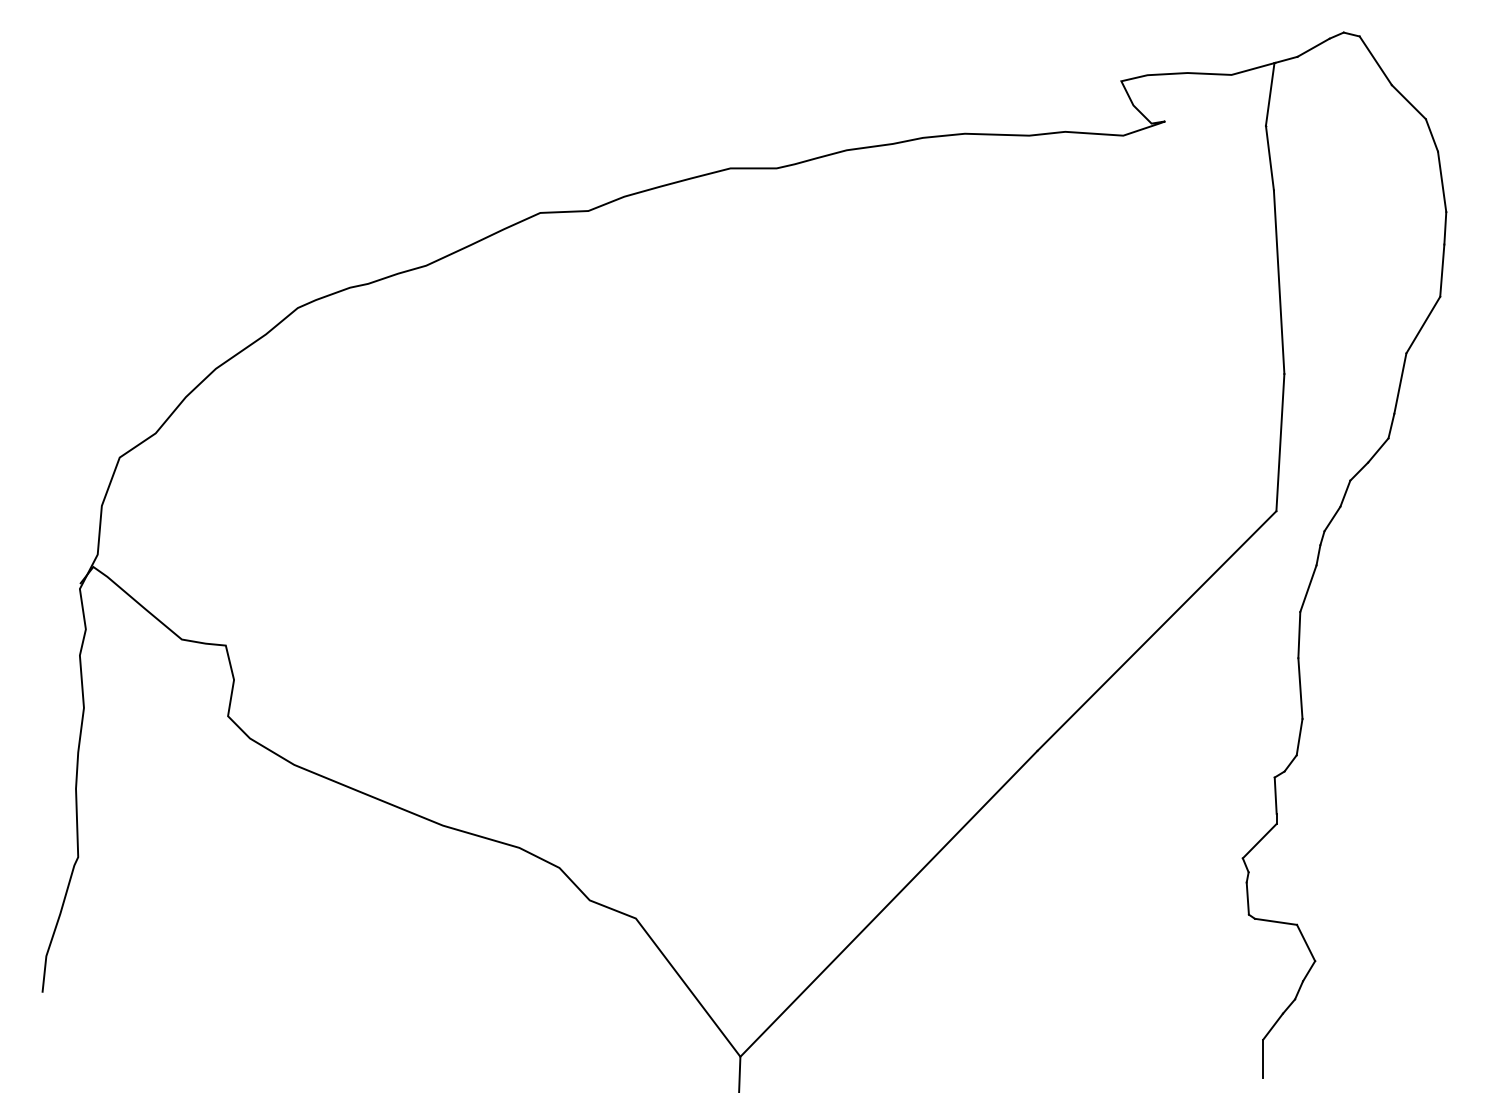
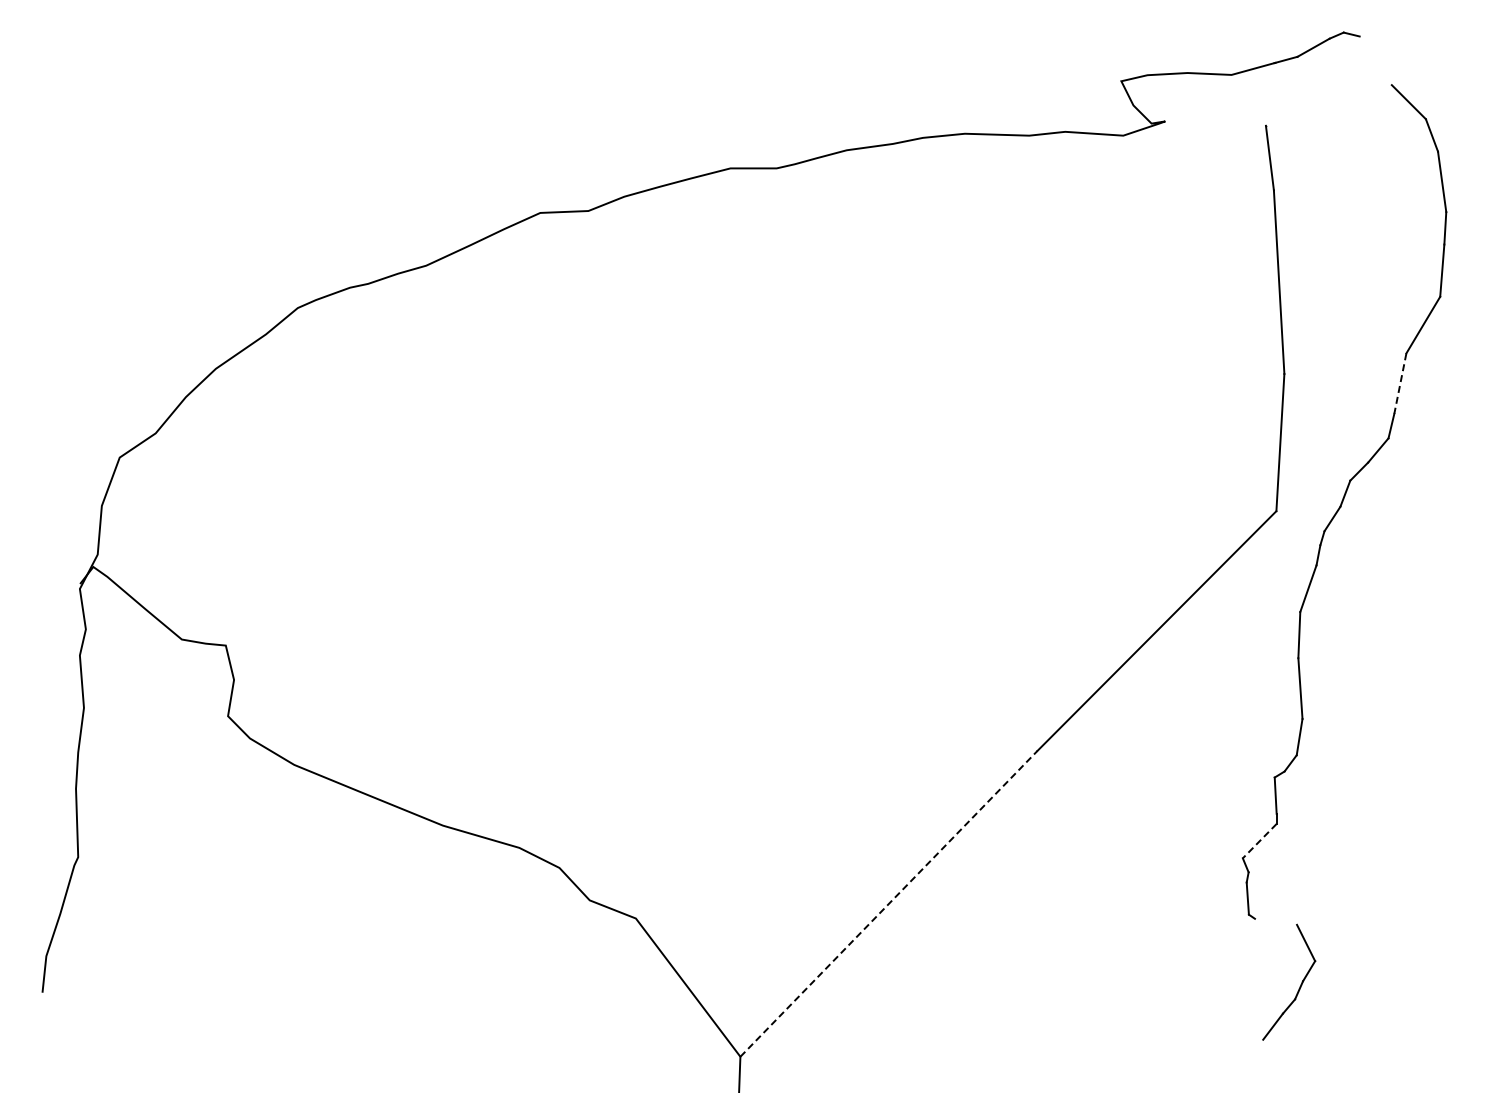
line: present -> none (1375, 60)
line: present -> none (1269, 94)
line: solid -> dashed (1400, 383)
line: solid -> dashed (1259, 841)
line: solid -> dashed (889, 903)
line: present -> none (1275, 921)
line: present -> none (1263, 1058)
